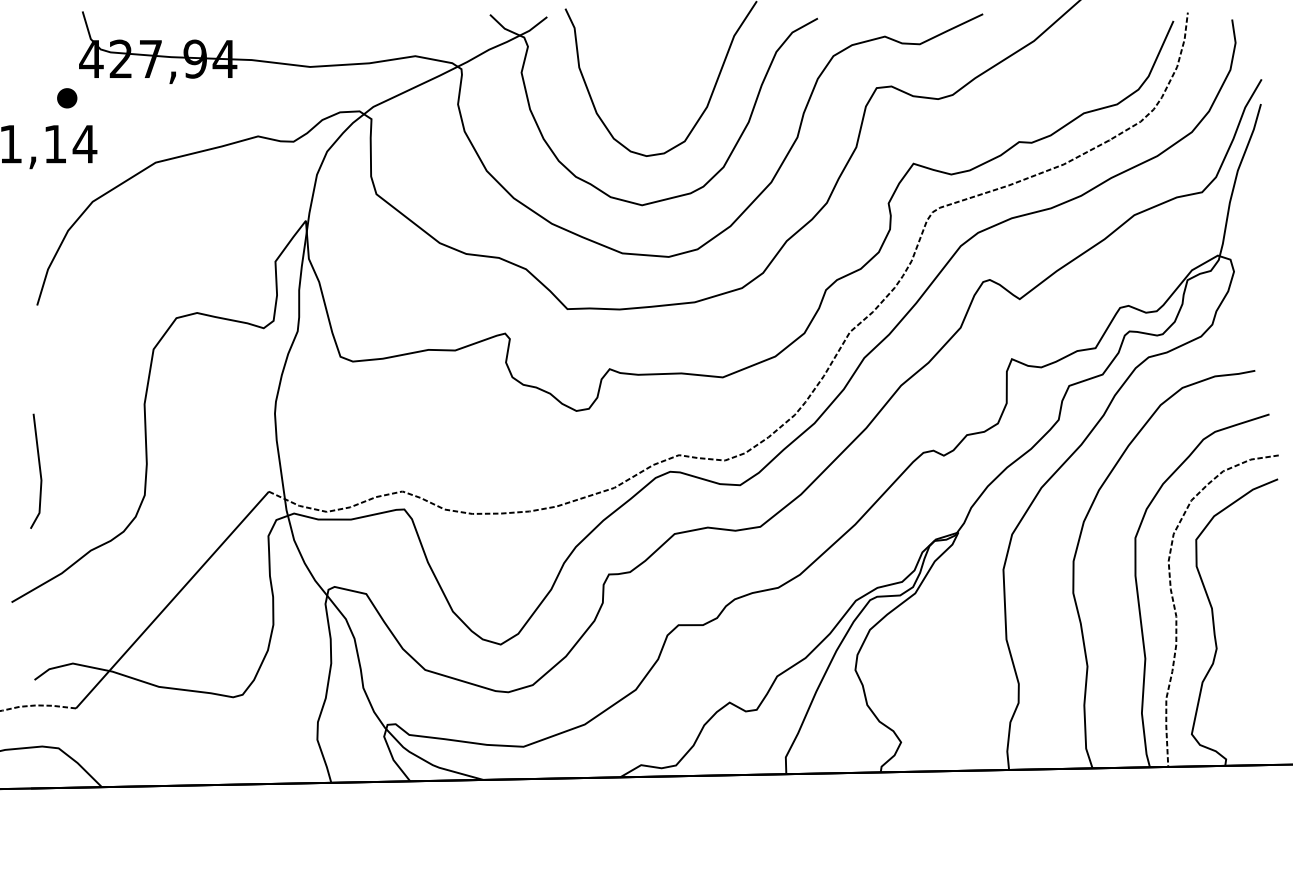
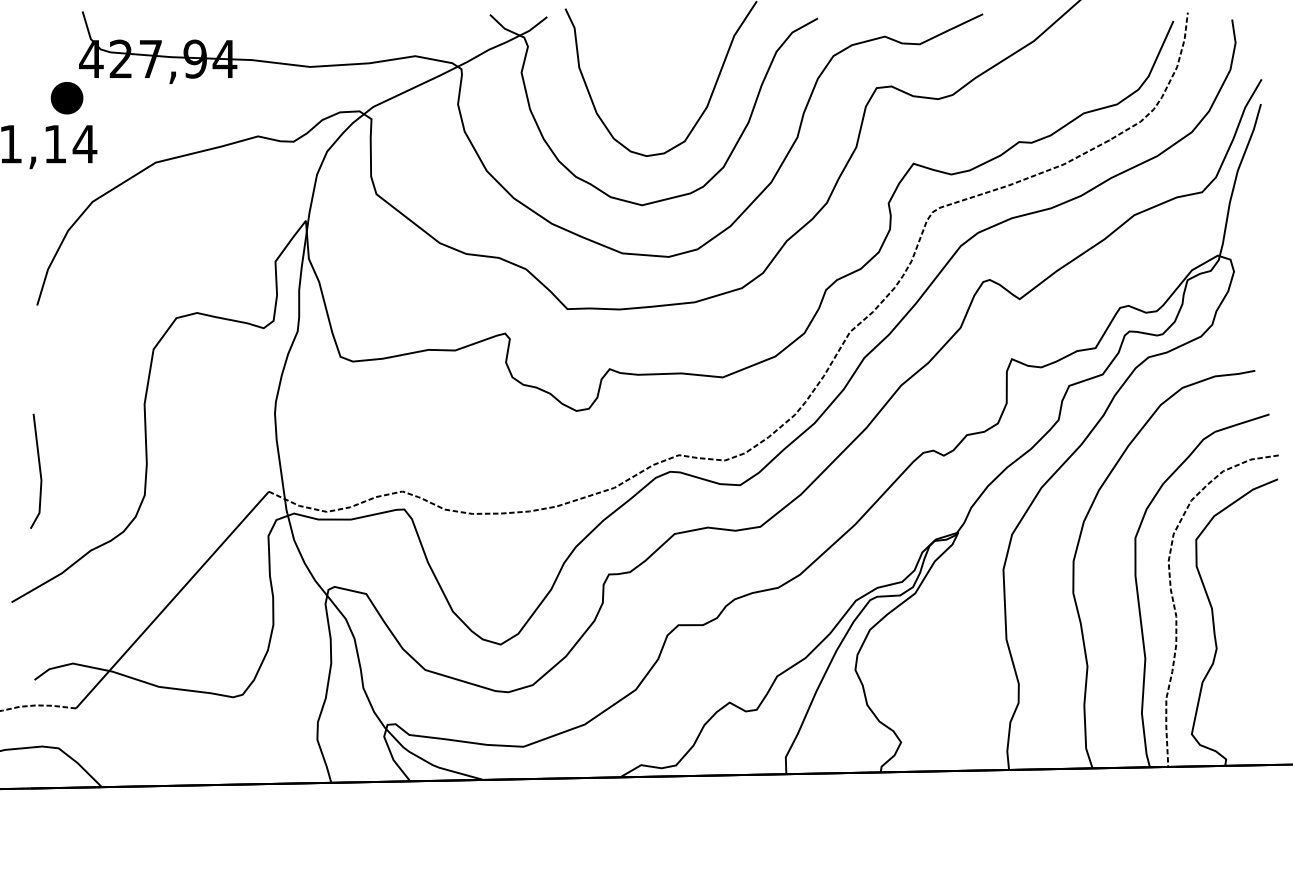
part size: 21x21 px -> 34x33 px (66, 98)
